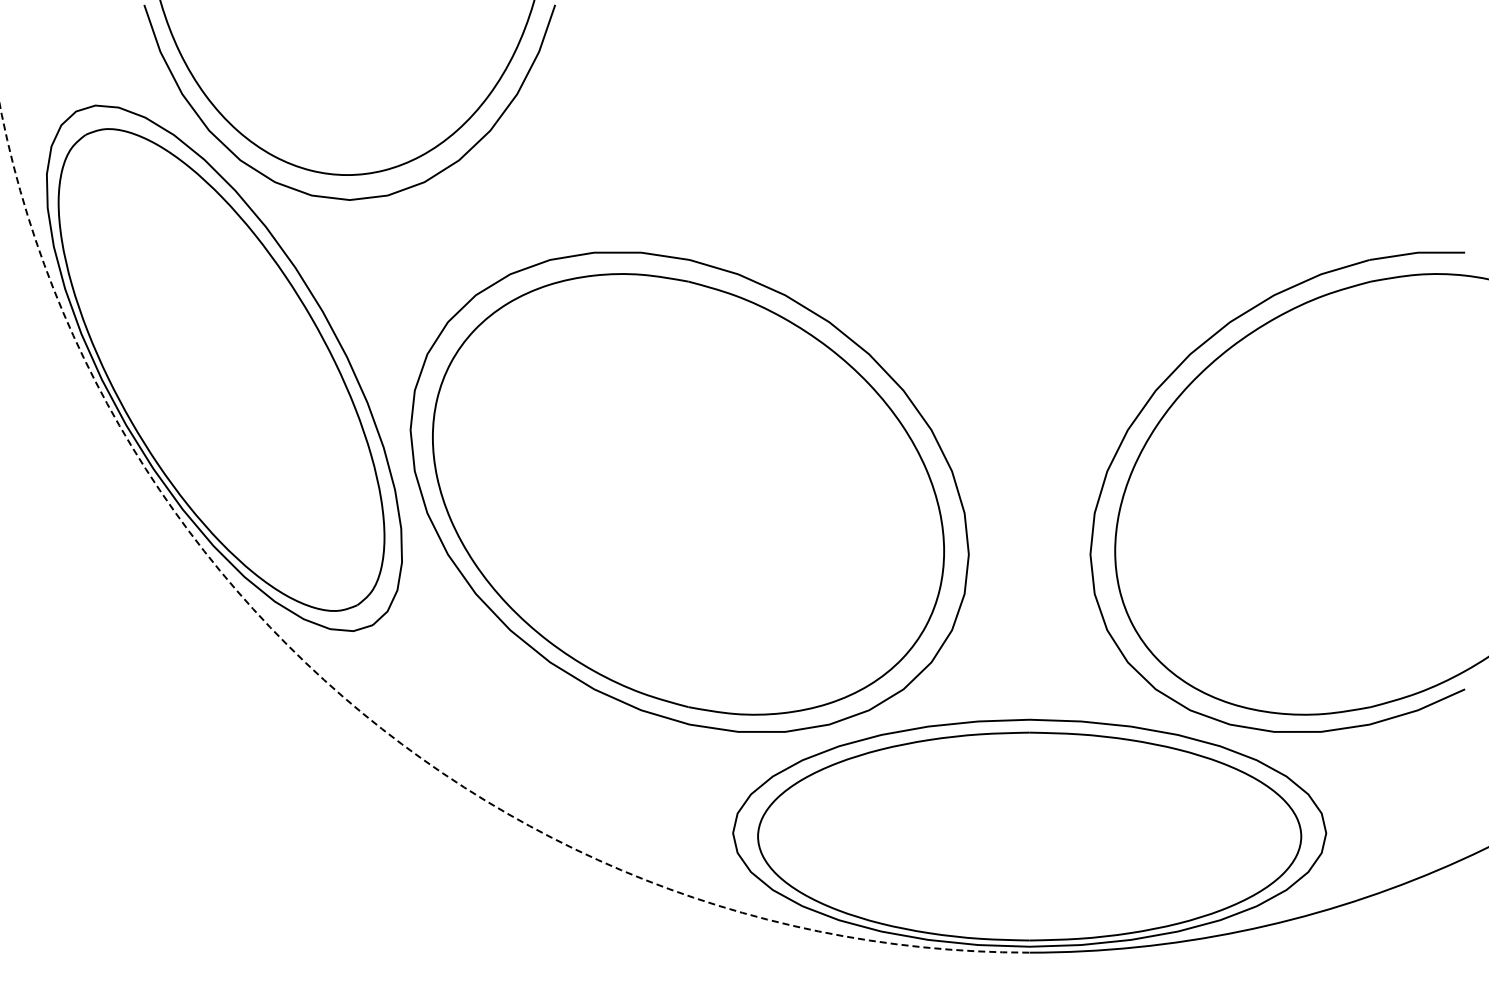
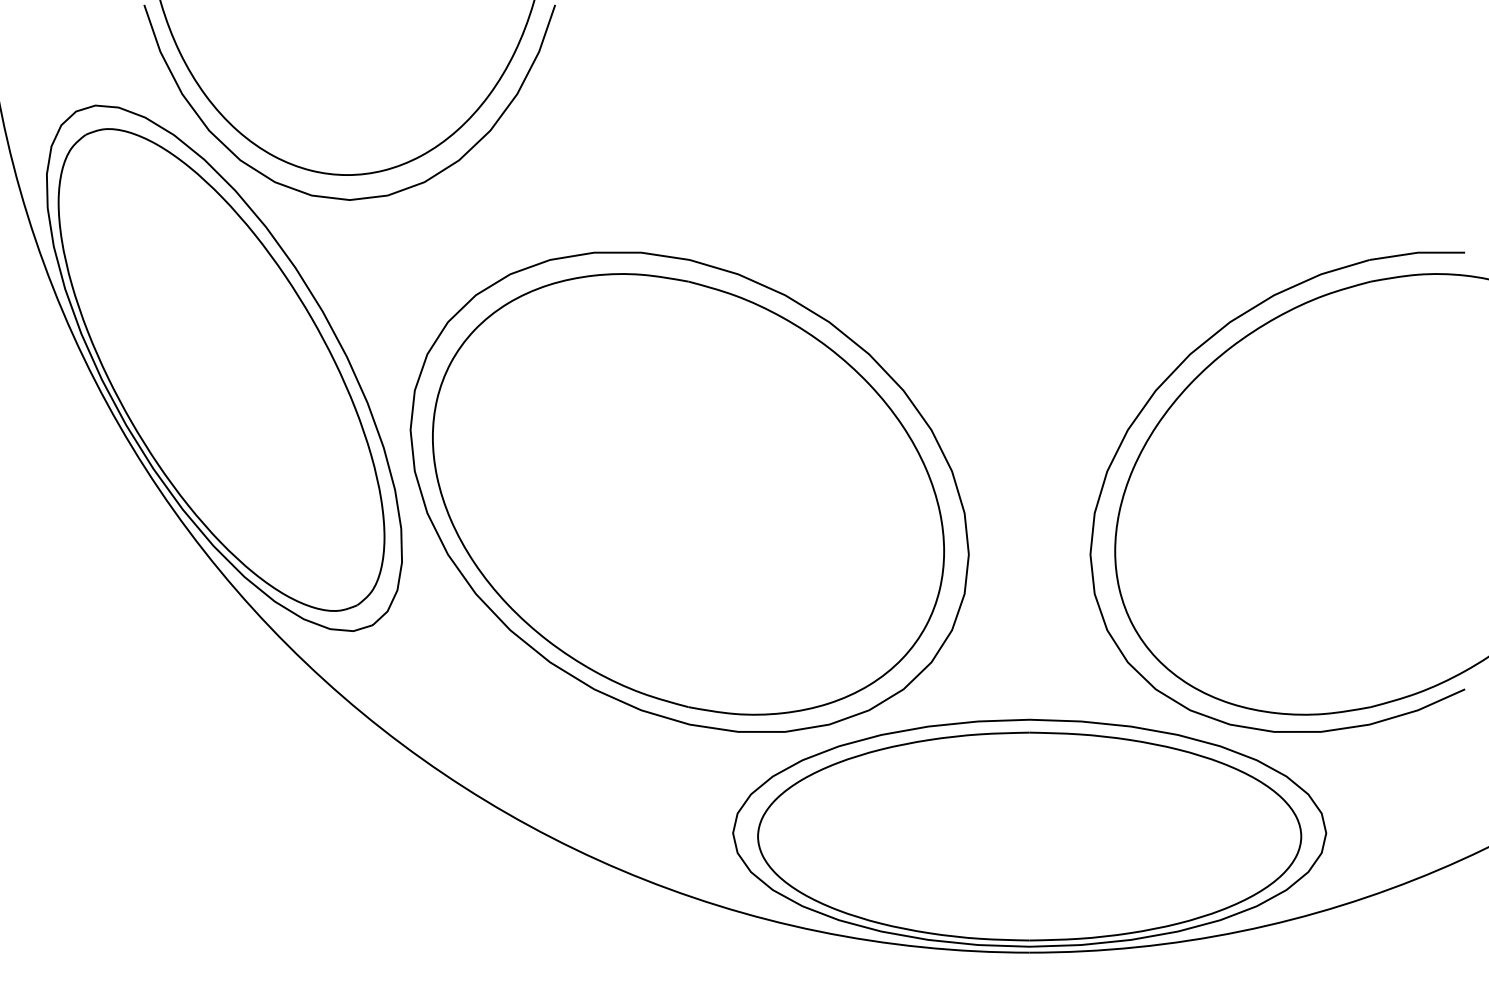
arc: dashed -> solid (363, 713)
